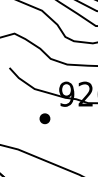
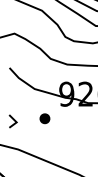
line: none -> present (13, 120)
